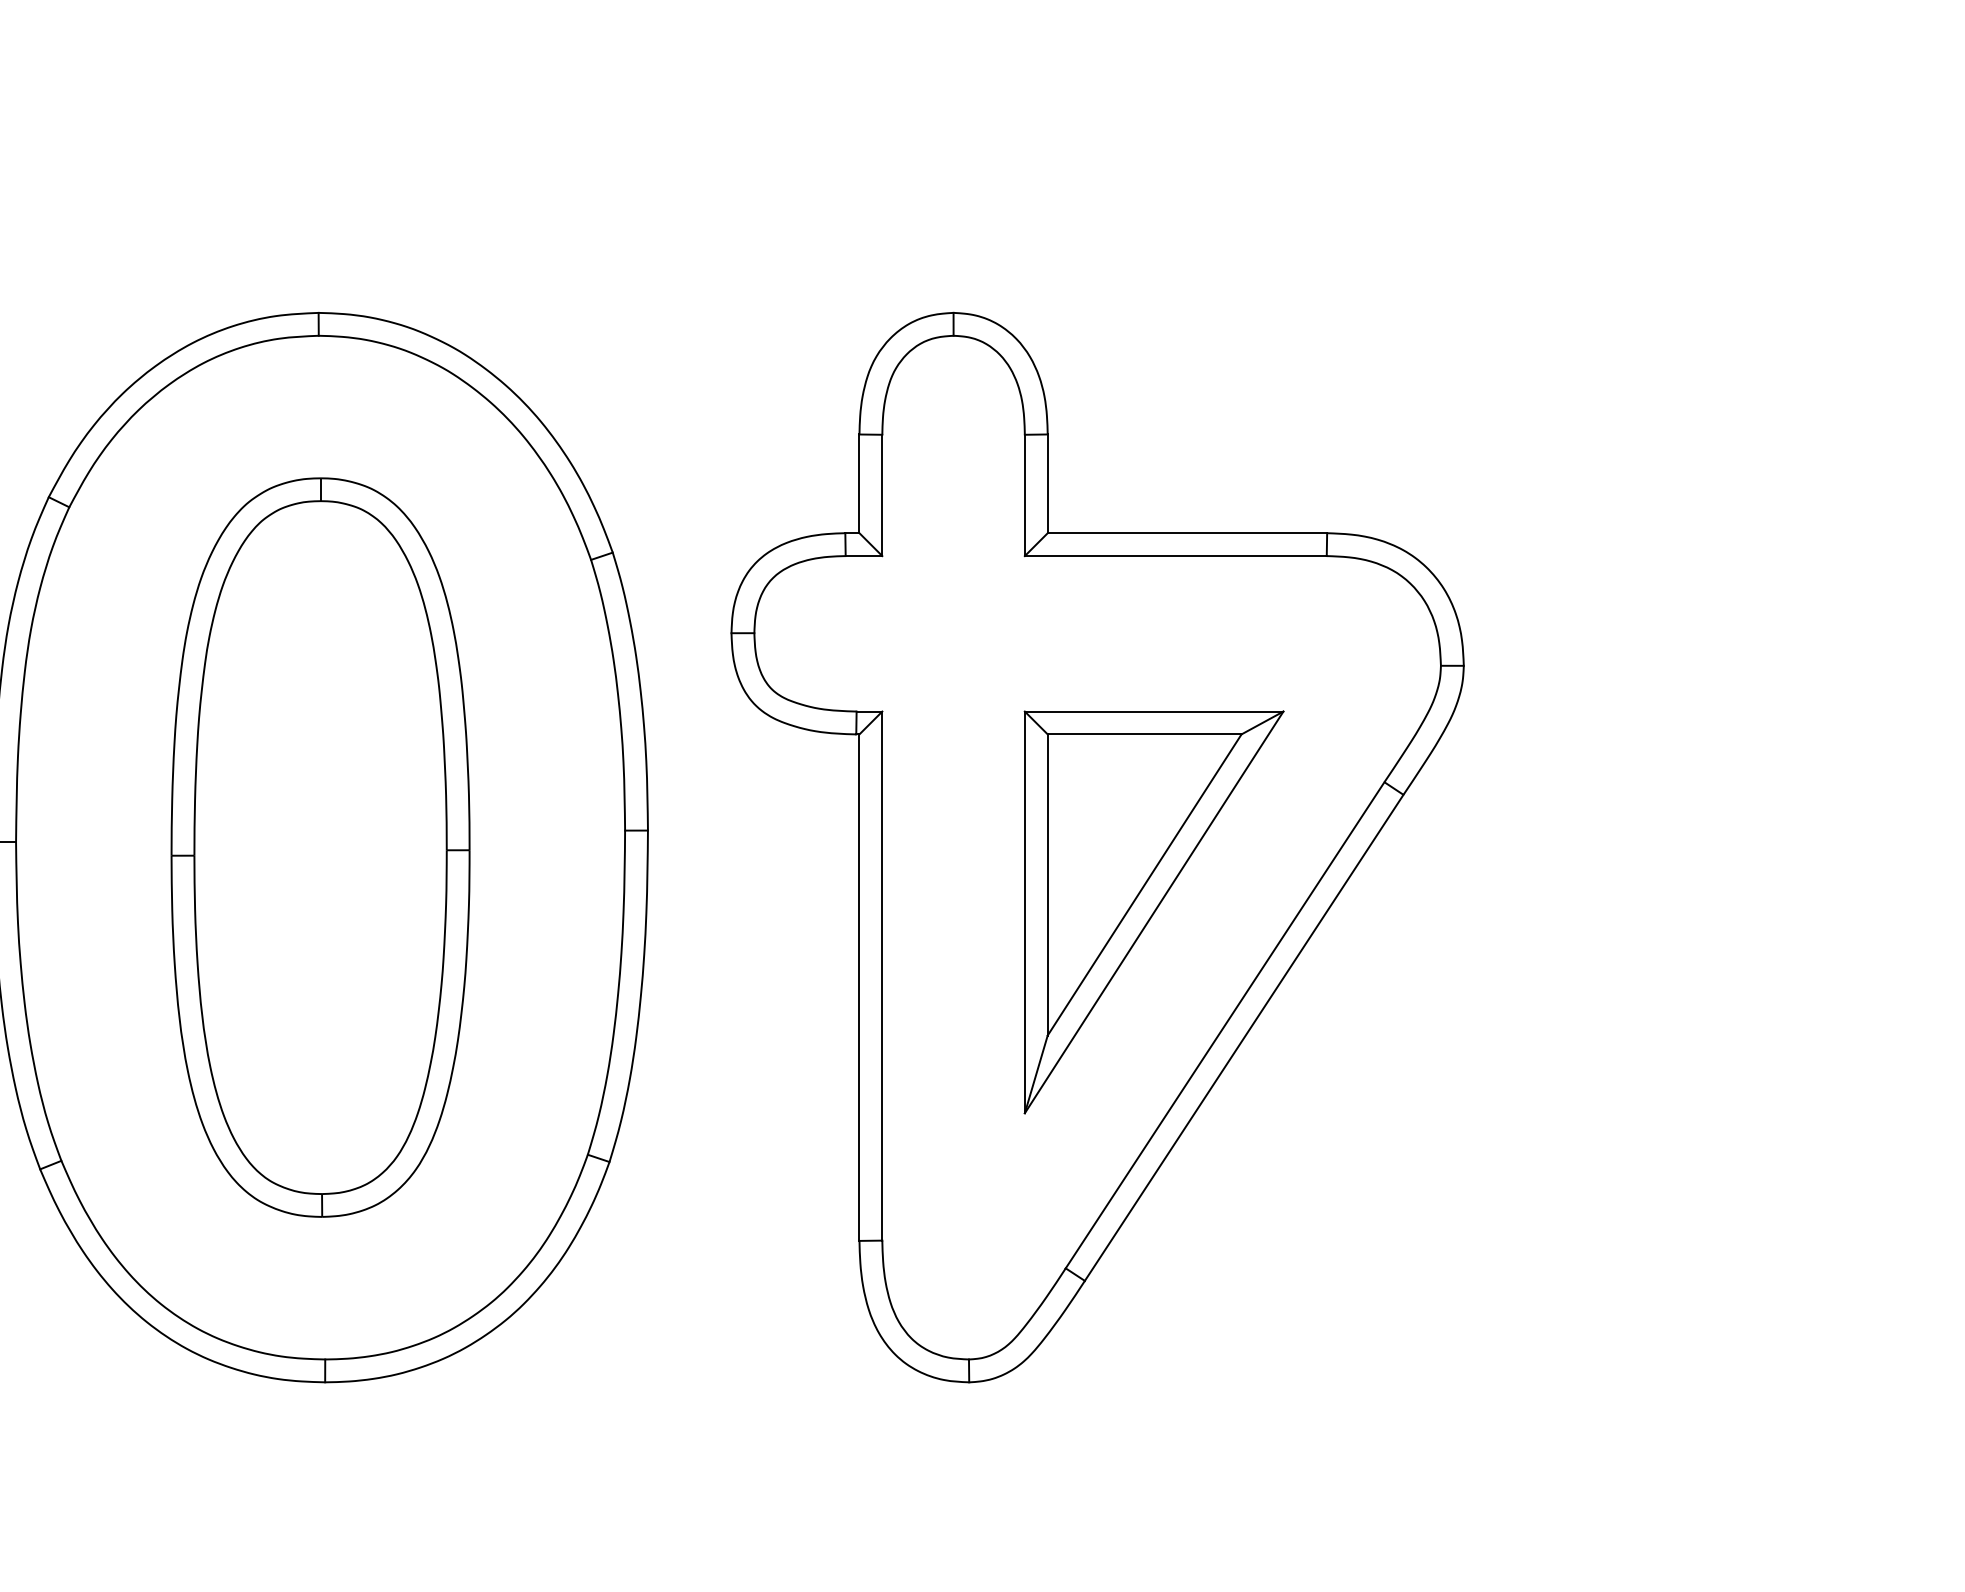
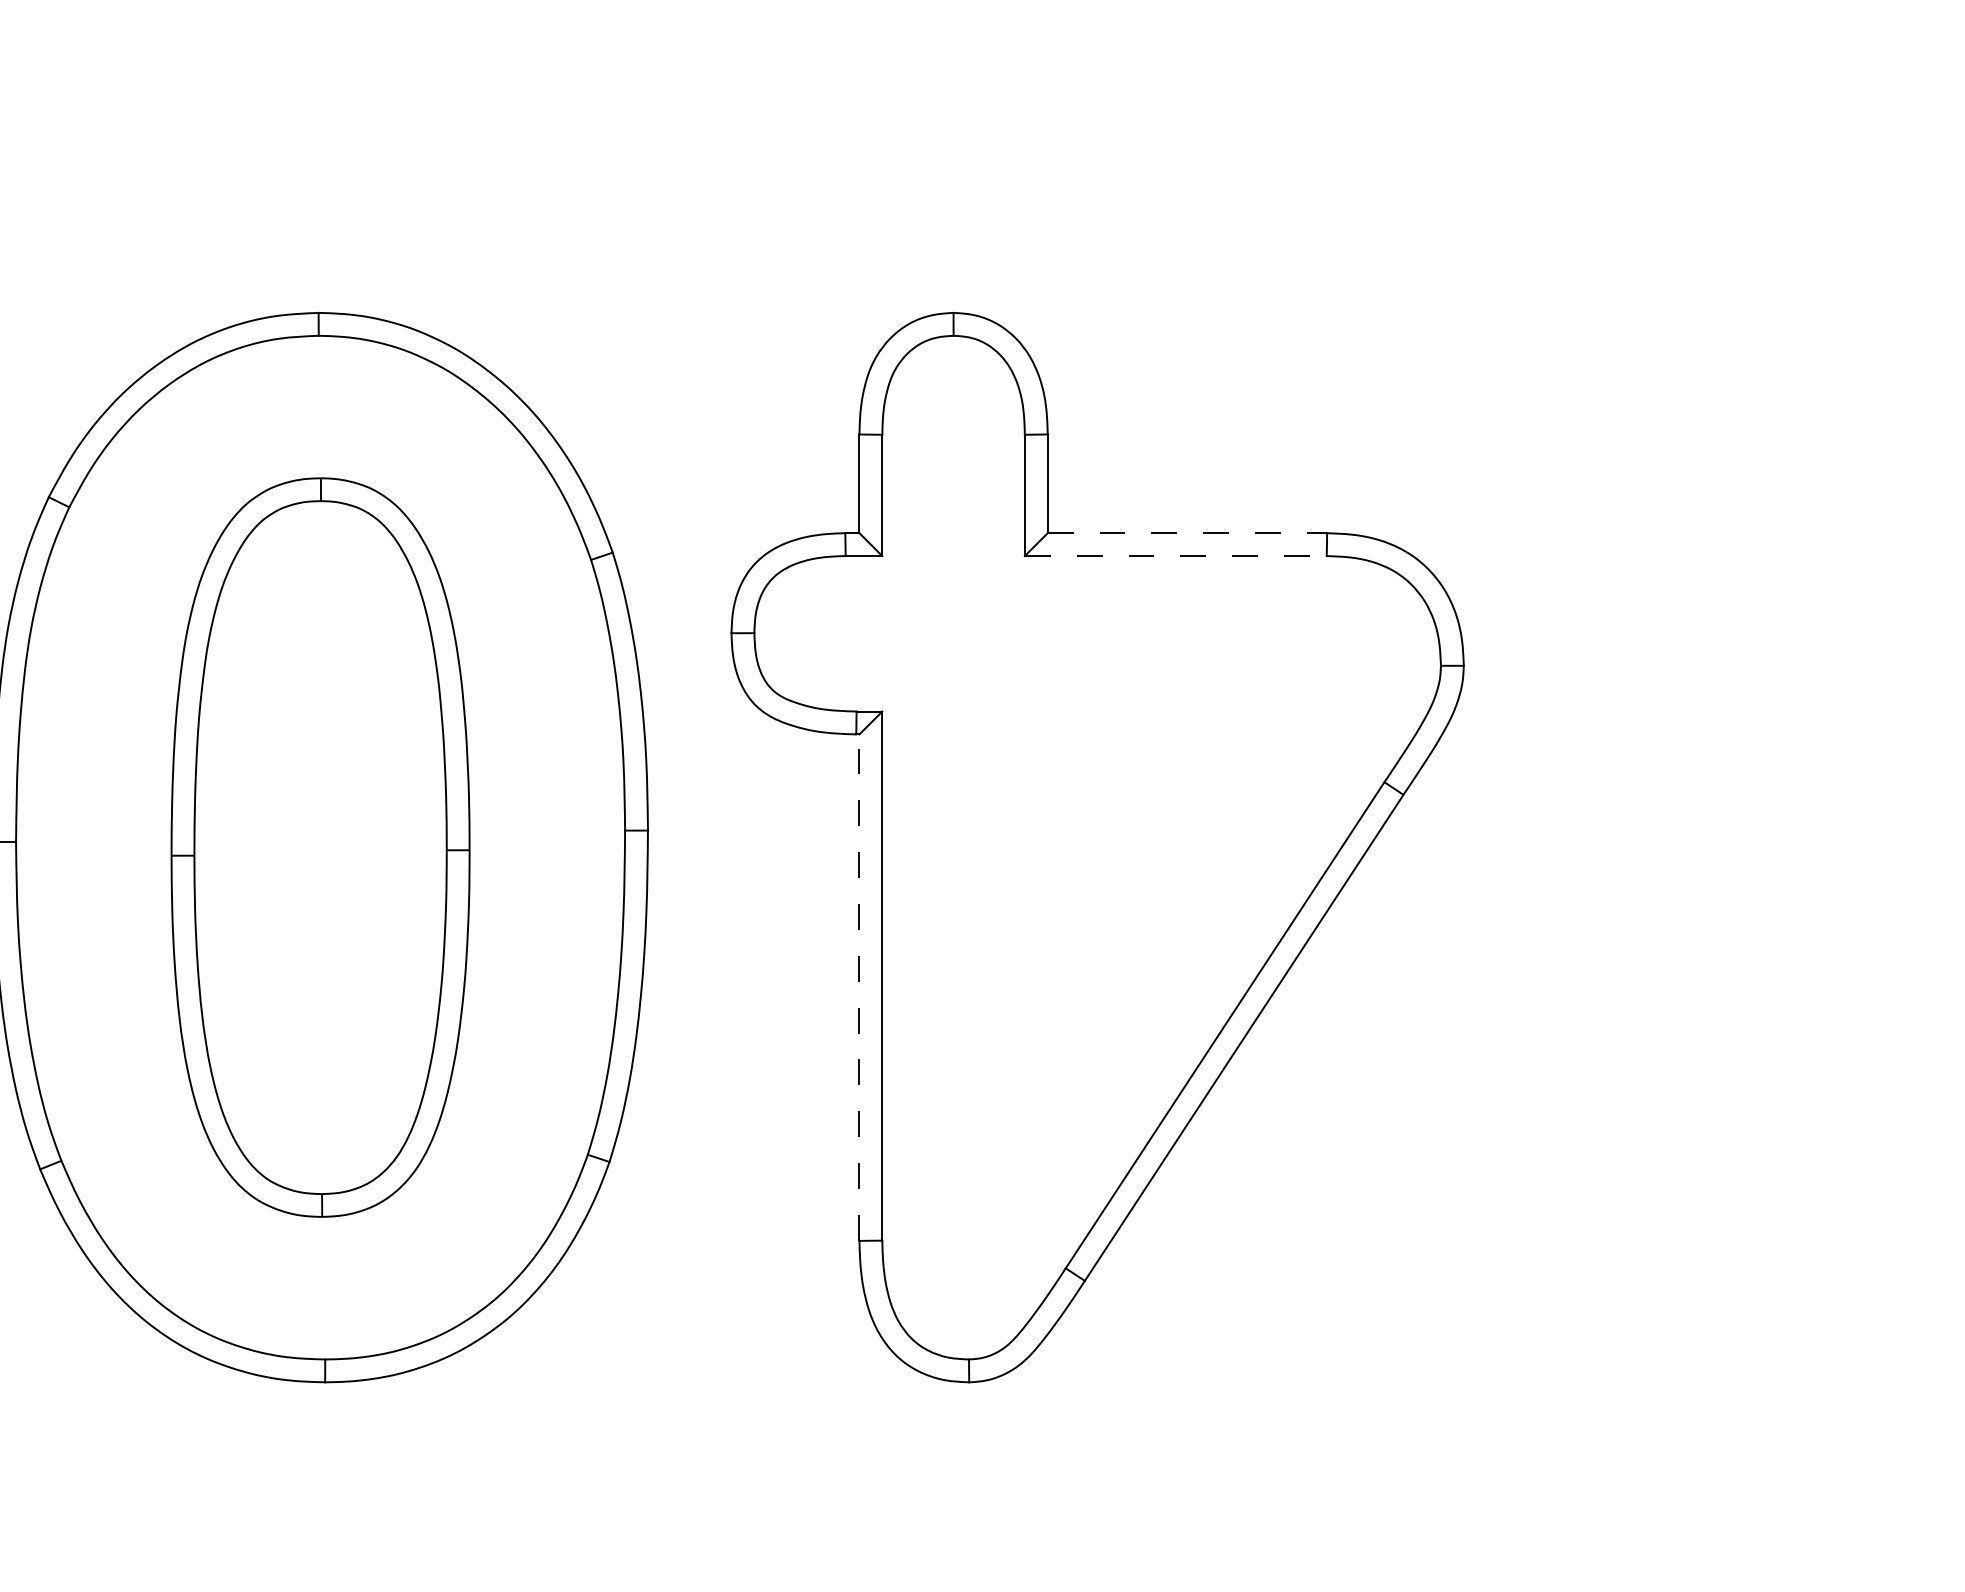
line: solid -> dashed (1187, 533)
line: solid -> dashed (1175, 556)
part: present -> none (1153, 912)
line: solid -> dashed (859, 987)
